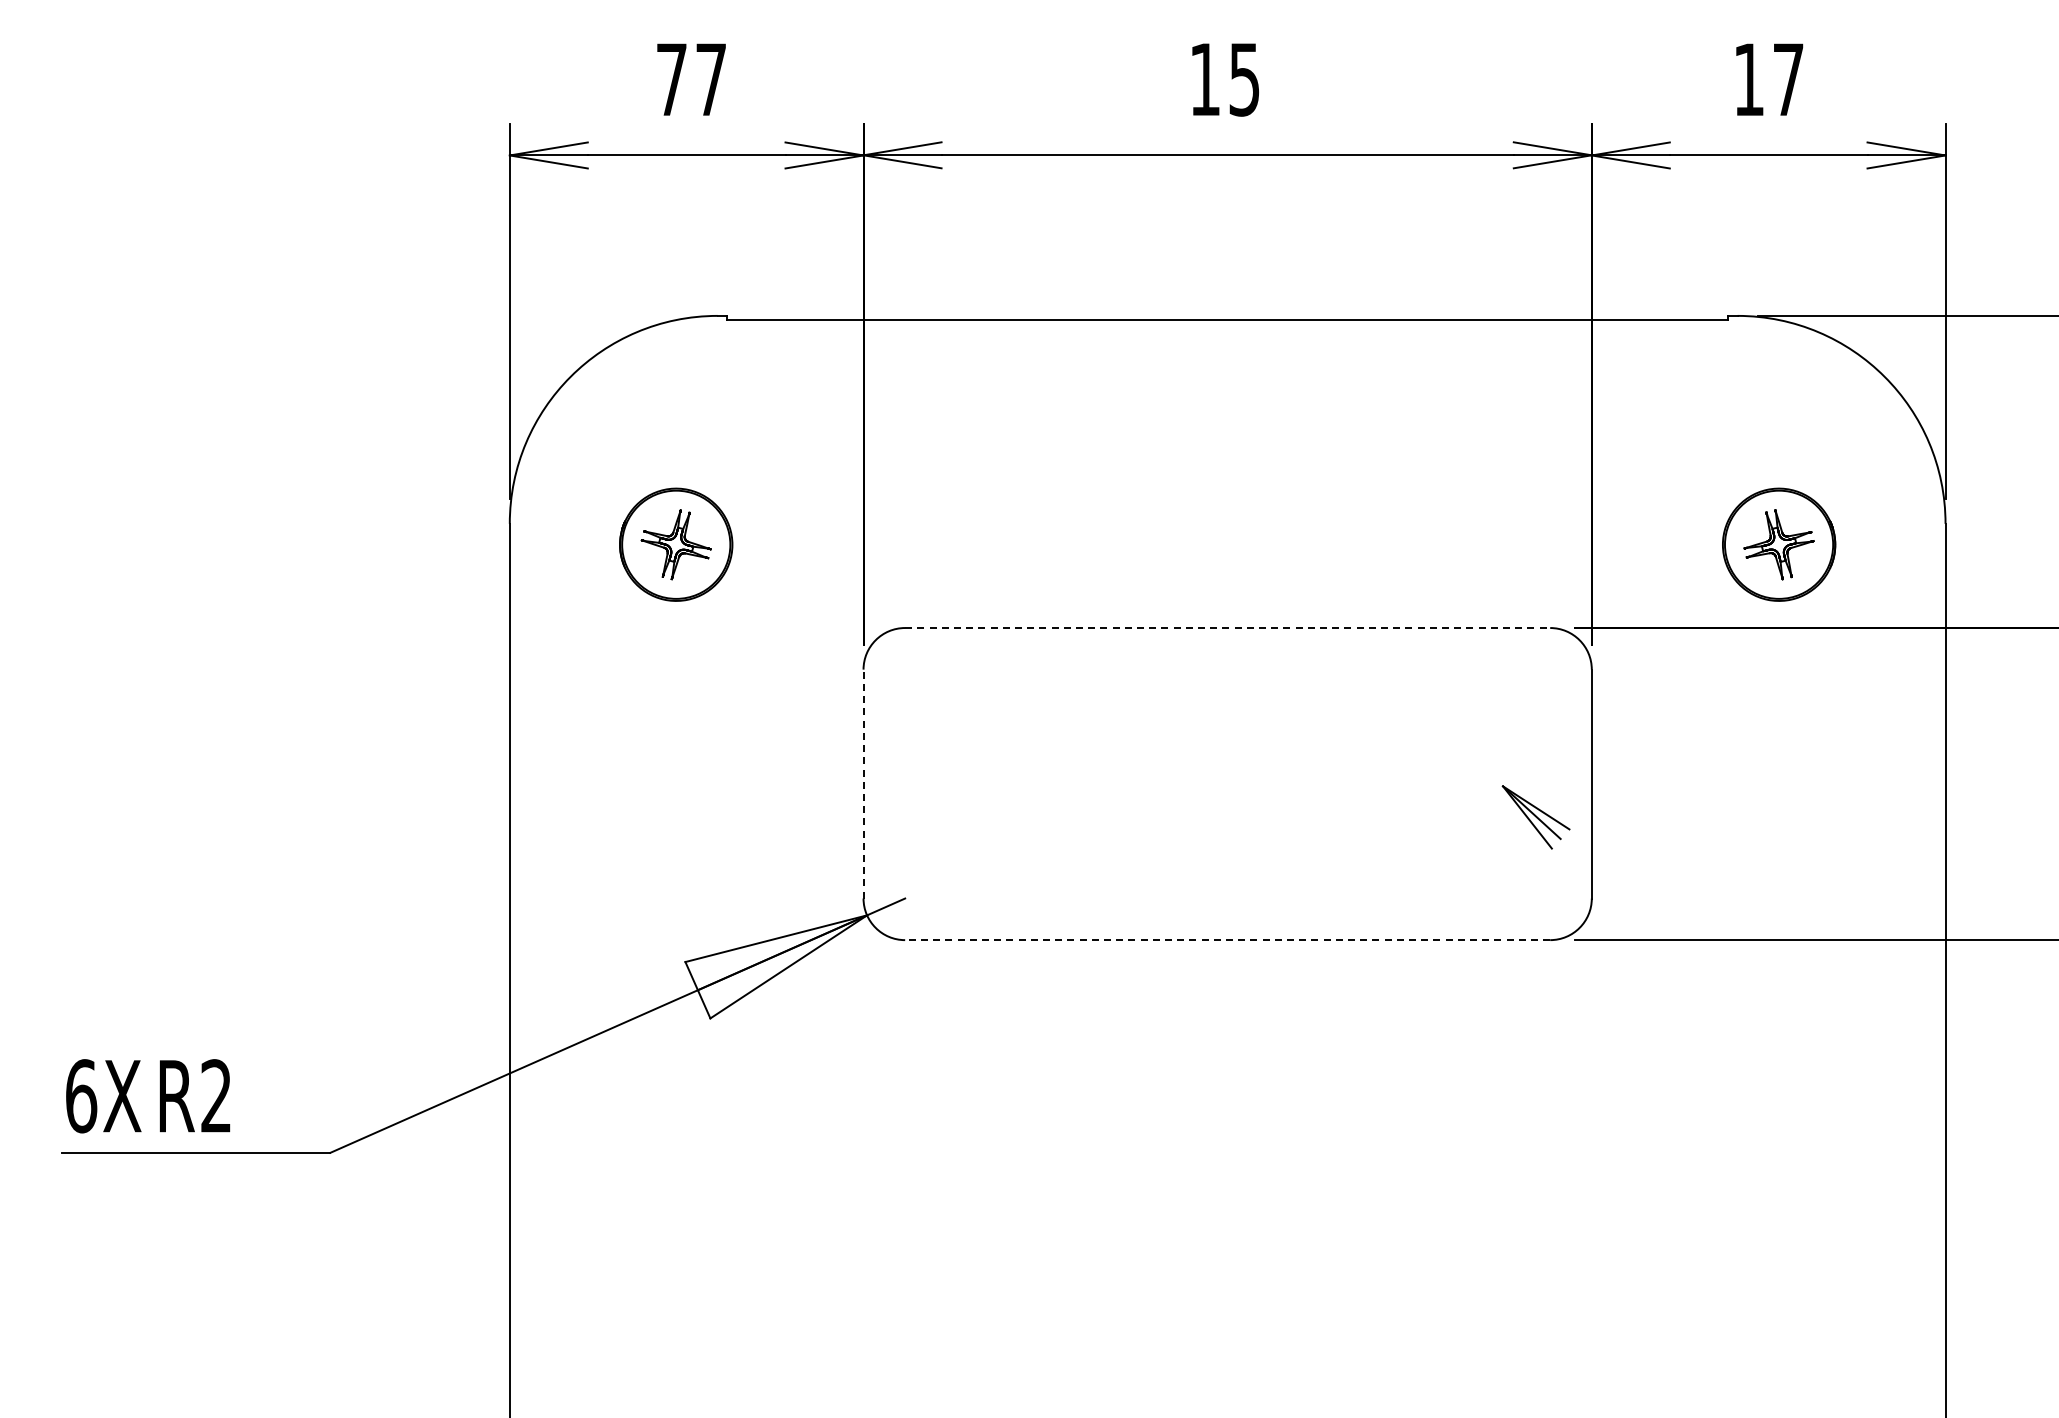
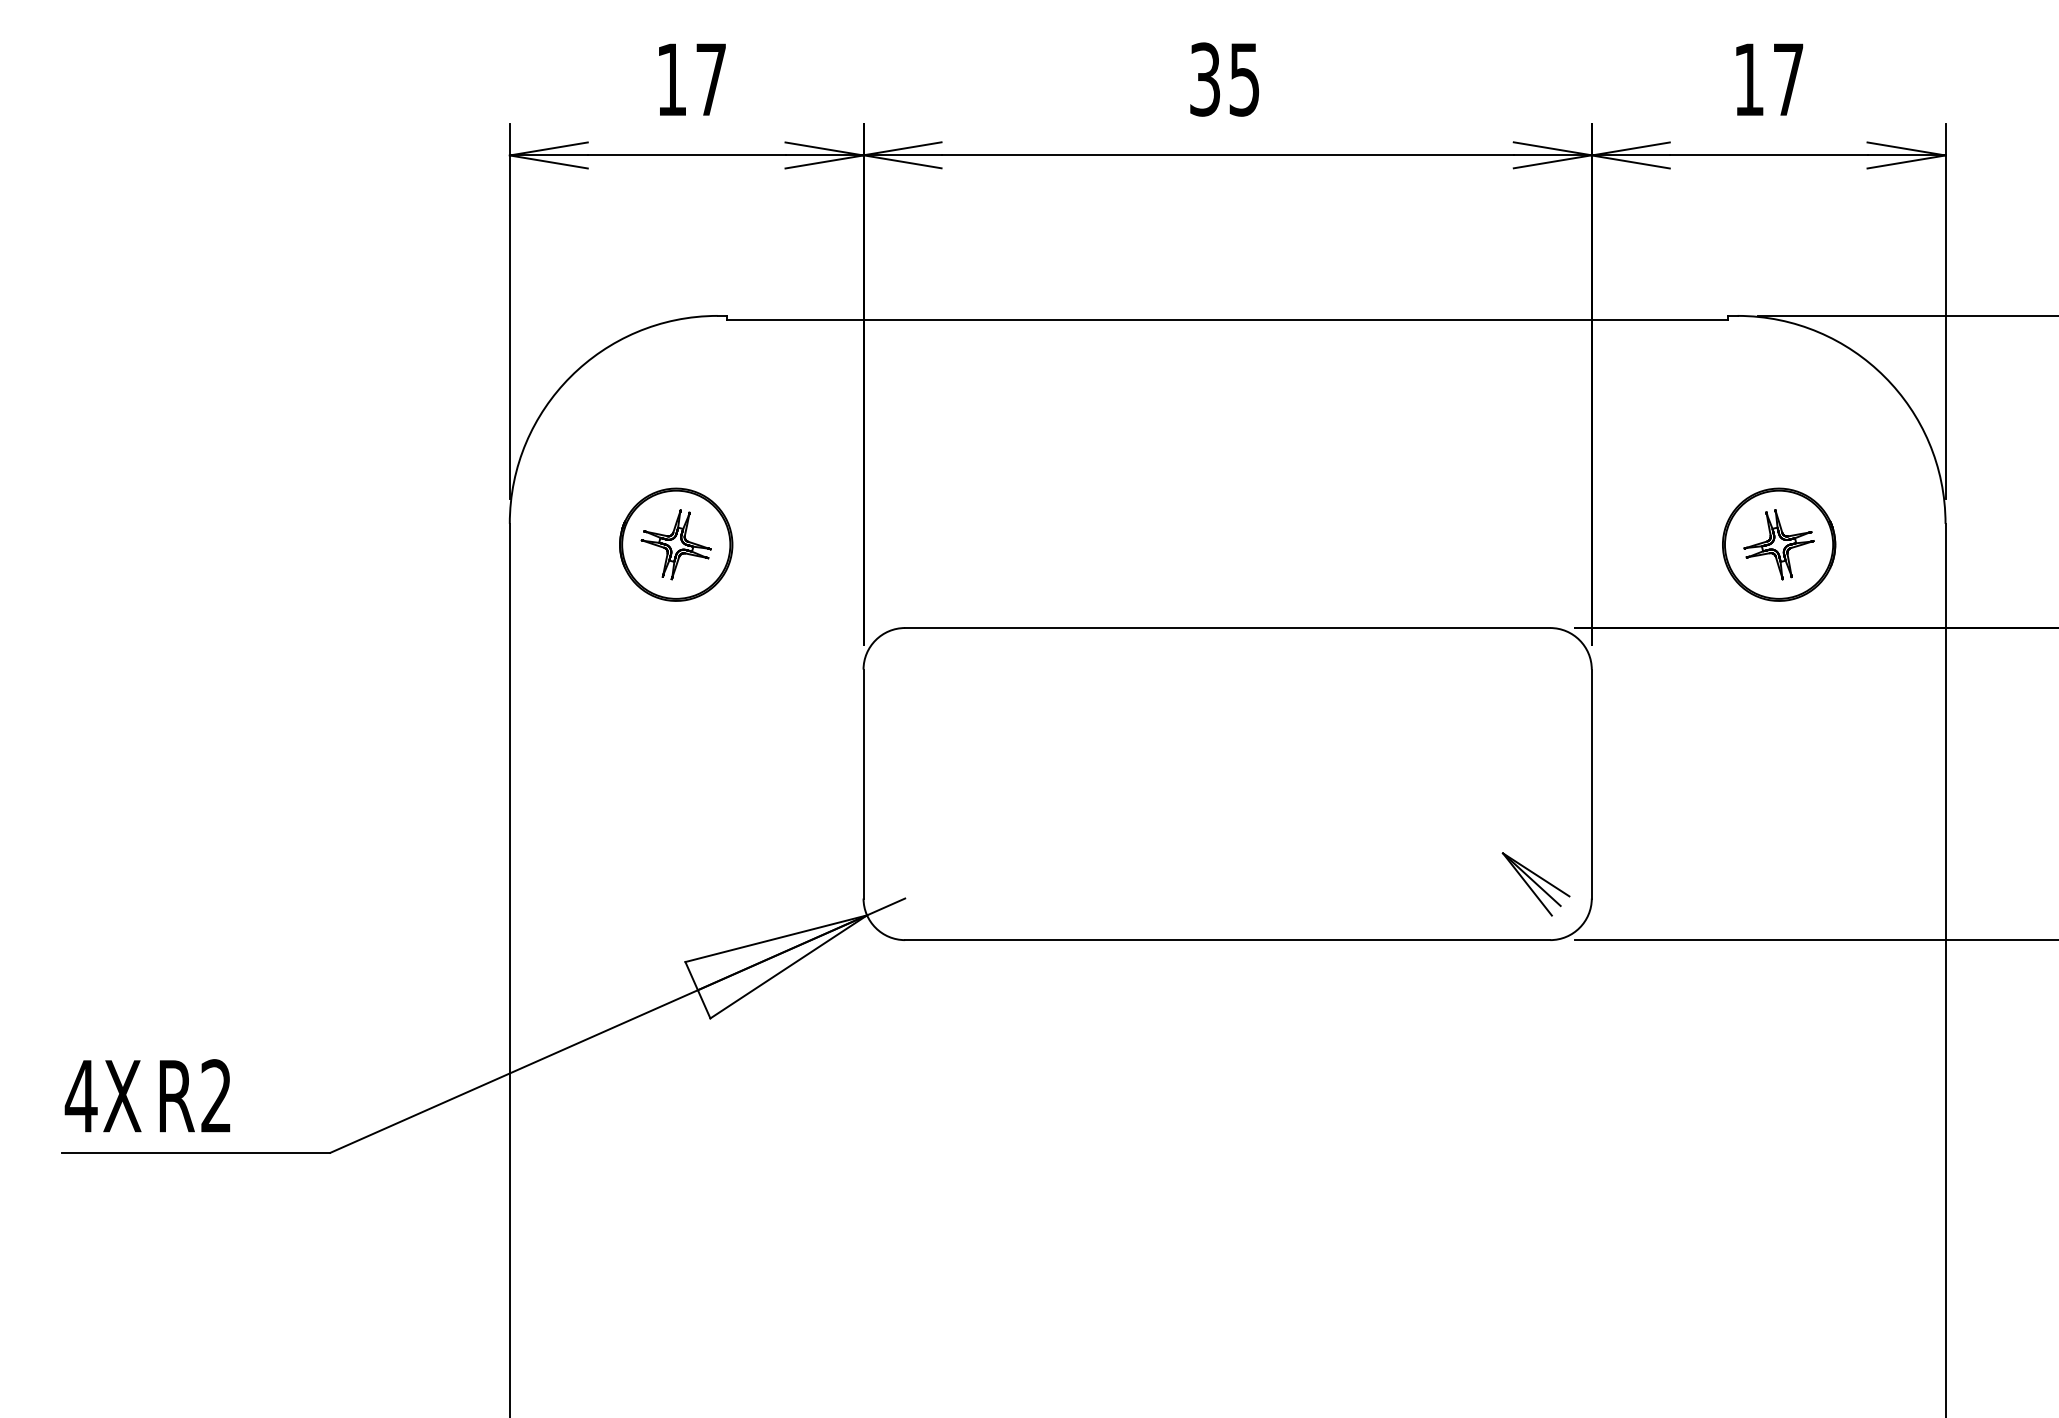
text: 77 -> 17 (671, 79)
text: 15 -> 35 (1204, 79)
line: dashed -> solid (1227, 628)
line: dashed -> solid (863, 783)
part position: (1535, 817) -> (1535, 884) (1535, 884)
line: dashed -> solid (1227, 940)
text: 6X -> 4X (80, 1096)
